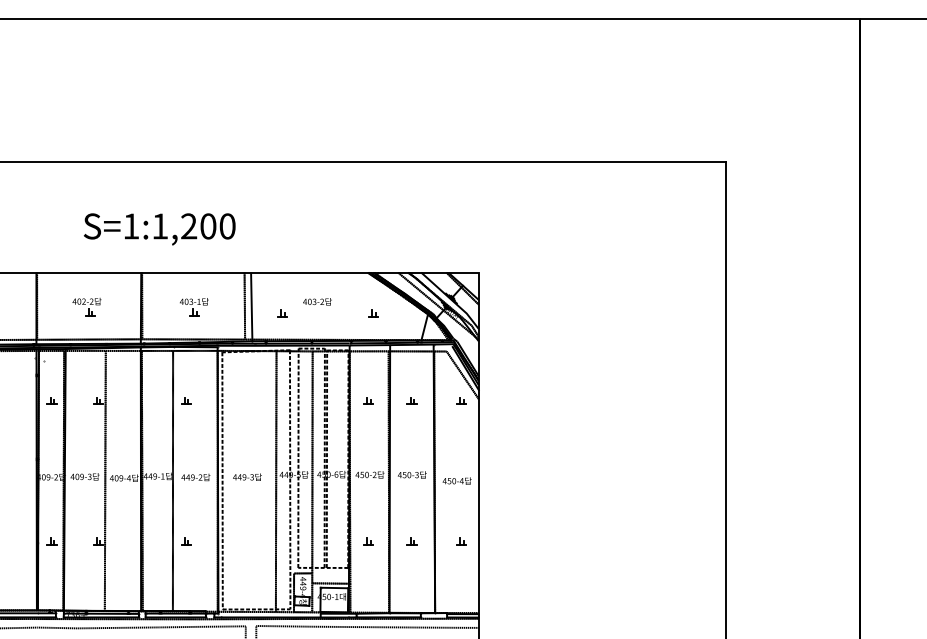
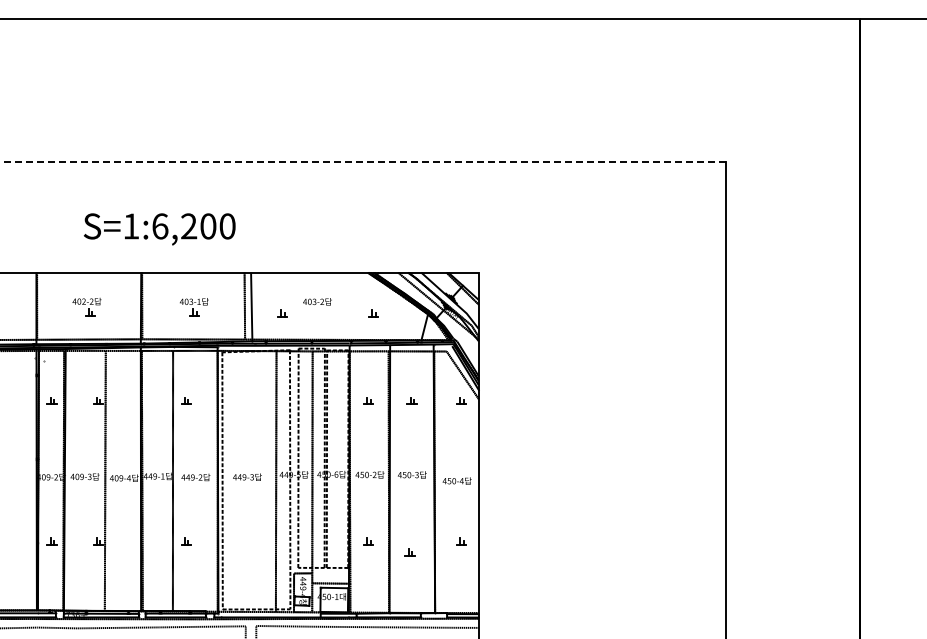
line: solid -> dashed (363, 162)
text: S=1:1,200 -> S=1:6,200 (160, 226)
part position: (411, 541) -> (409, 552) (409, 552)
